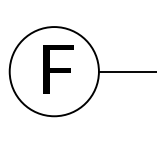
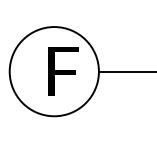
text position: (58, 69) -> (63, 71) (63, 71)
